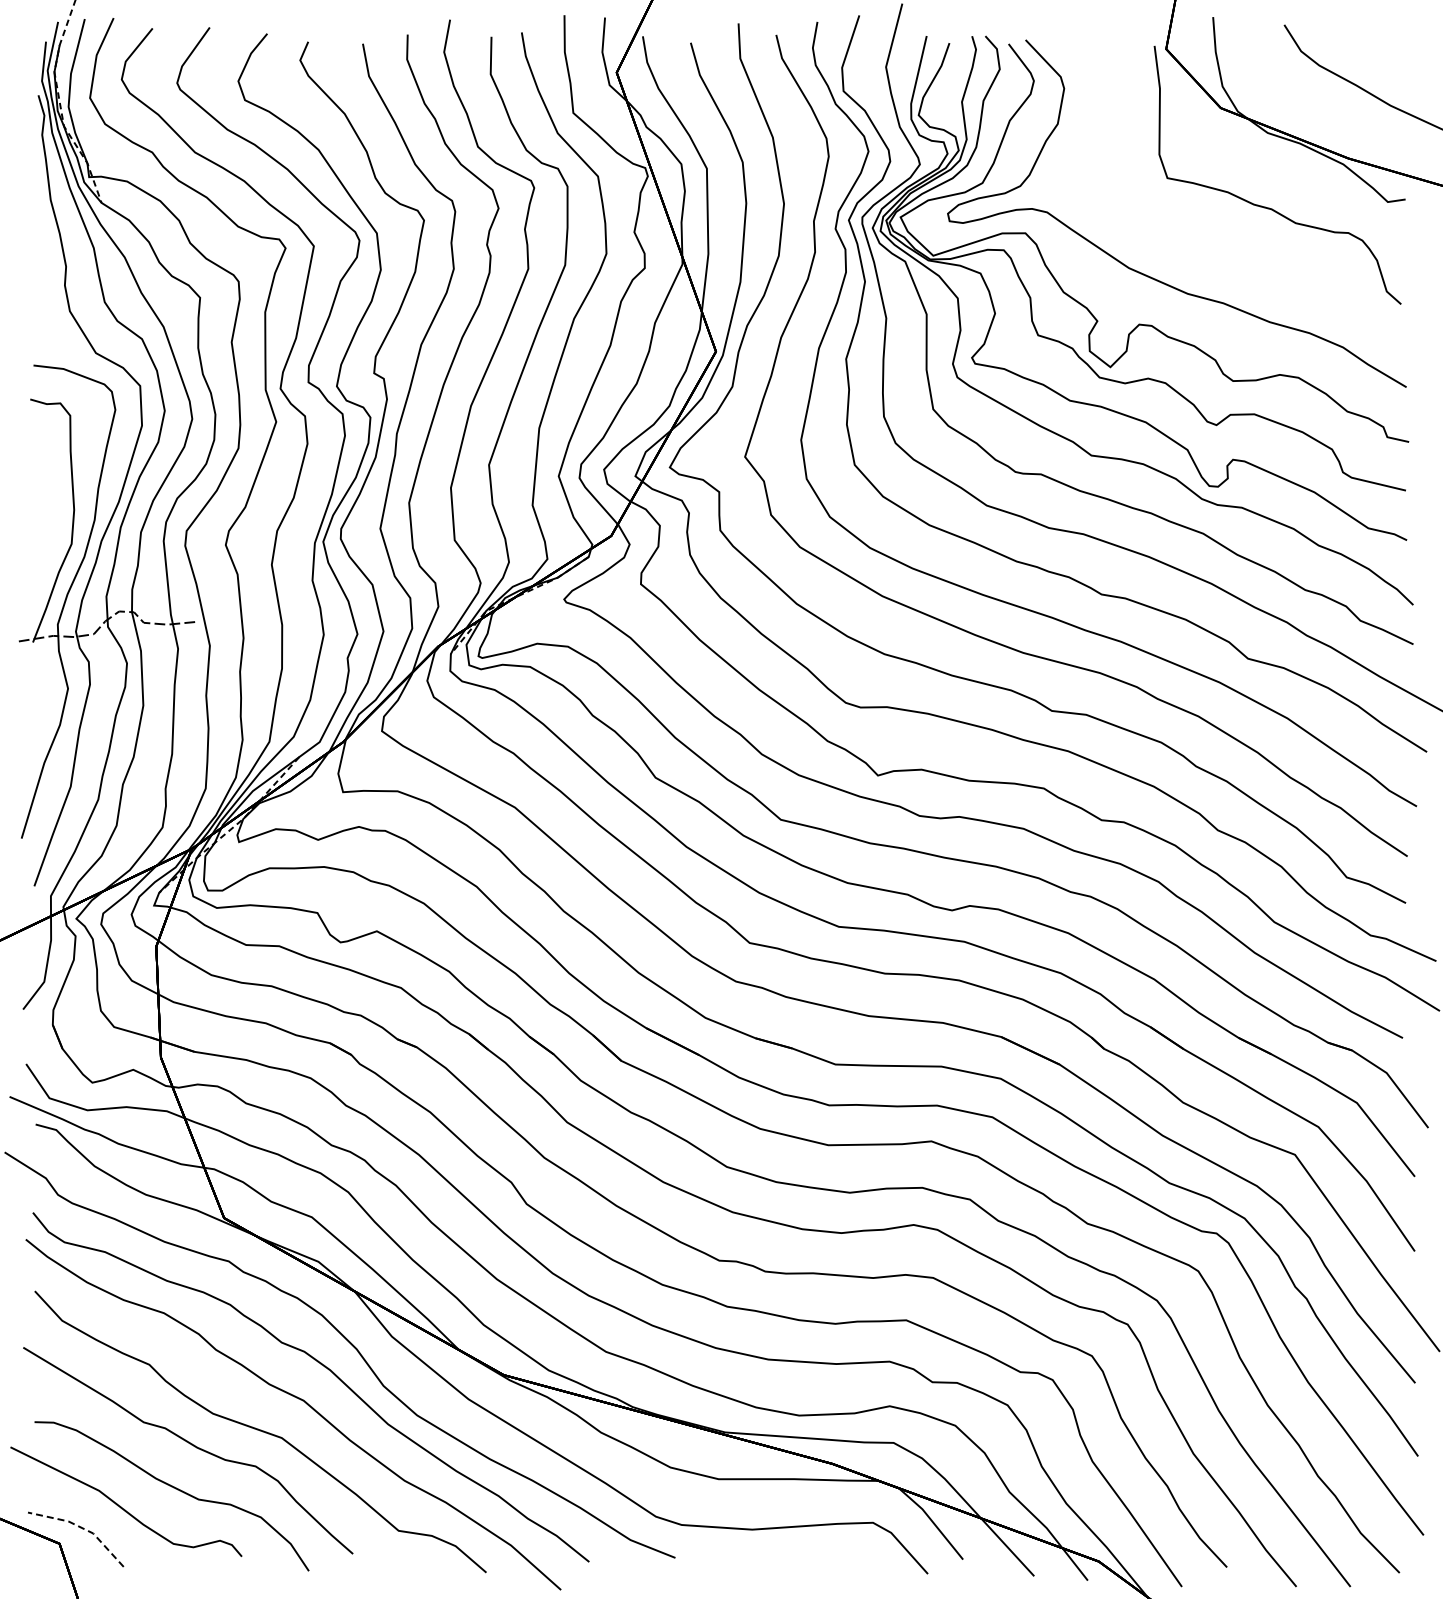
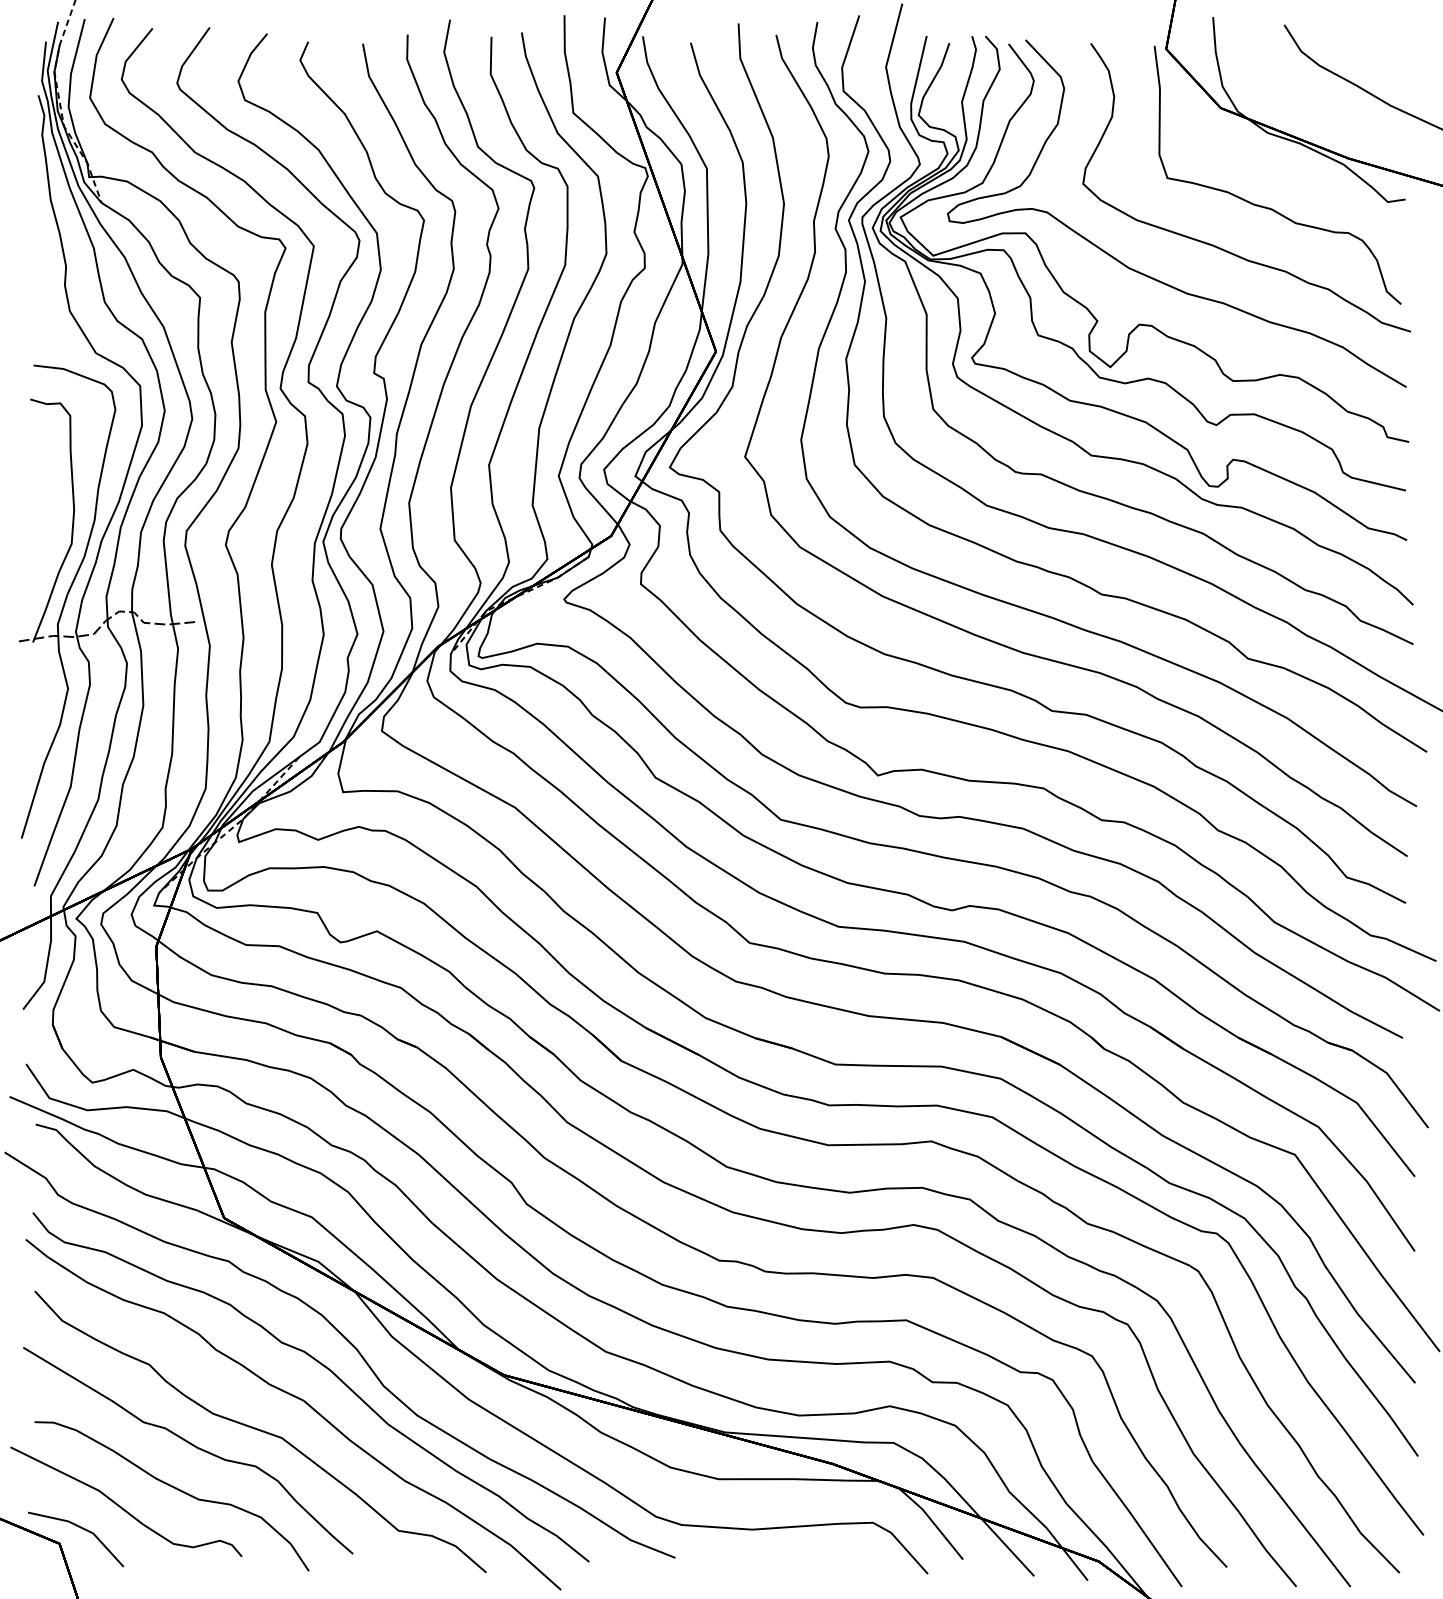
curve: none -> present (1220, 247)
line: dashed -> solid (82, 1528)
